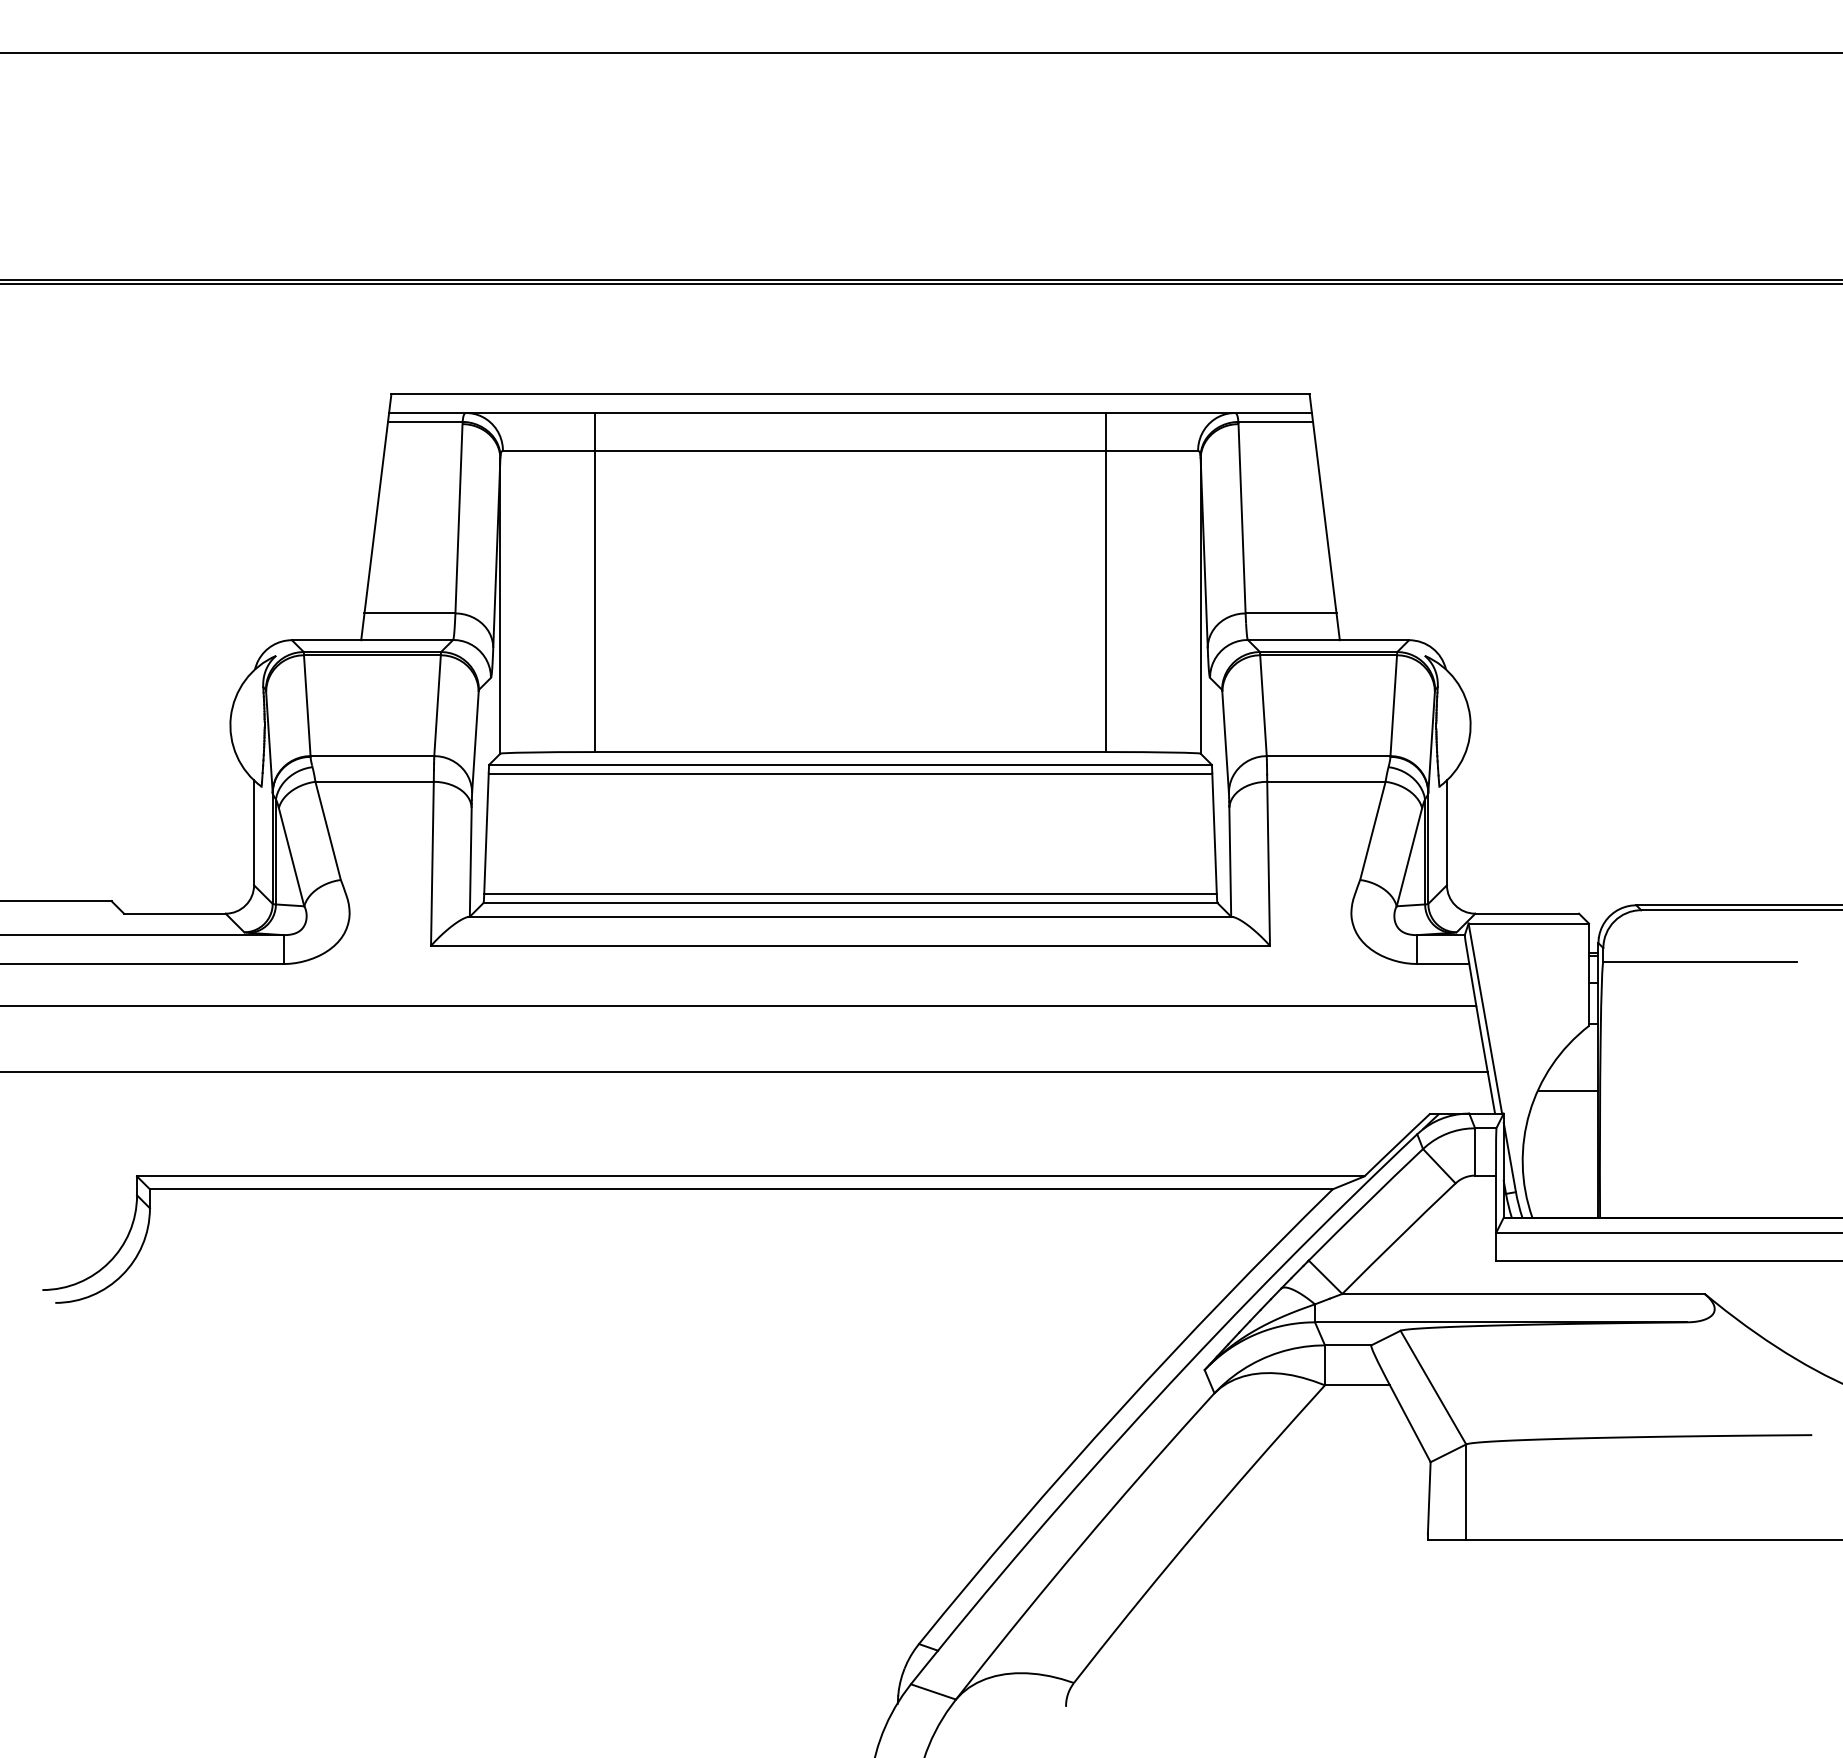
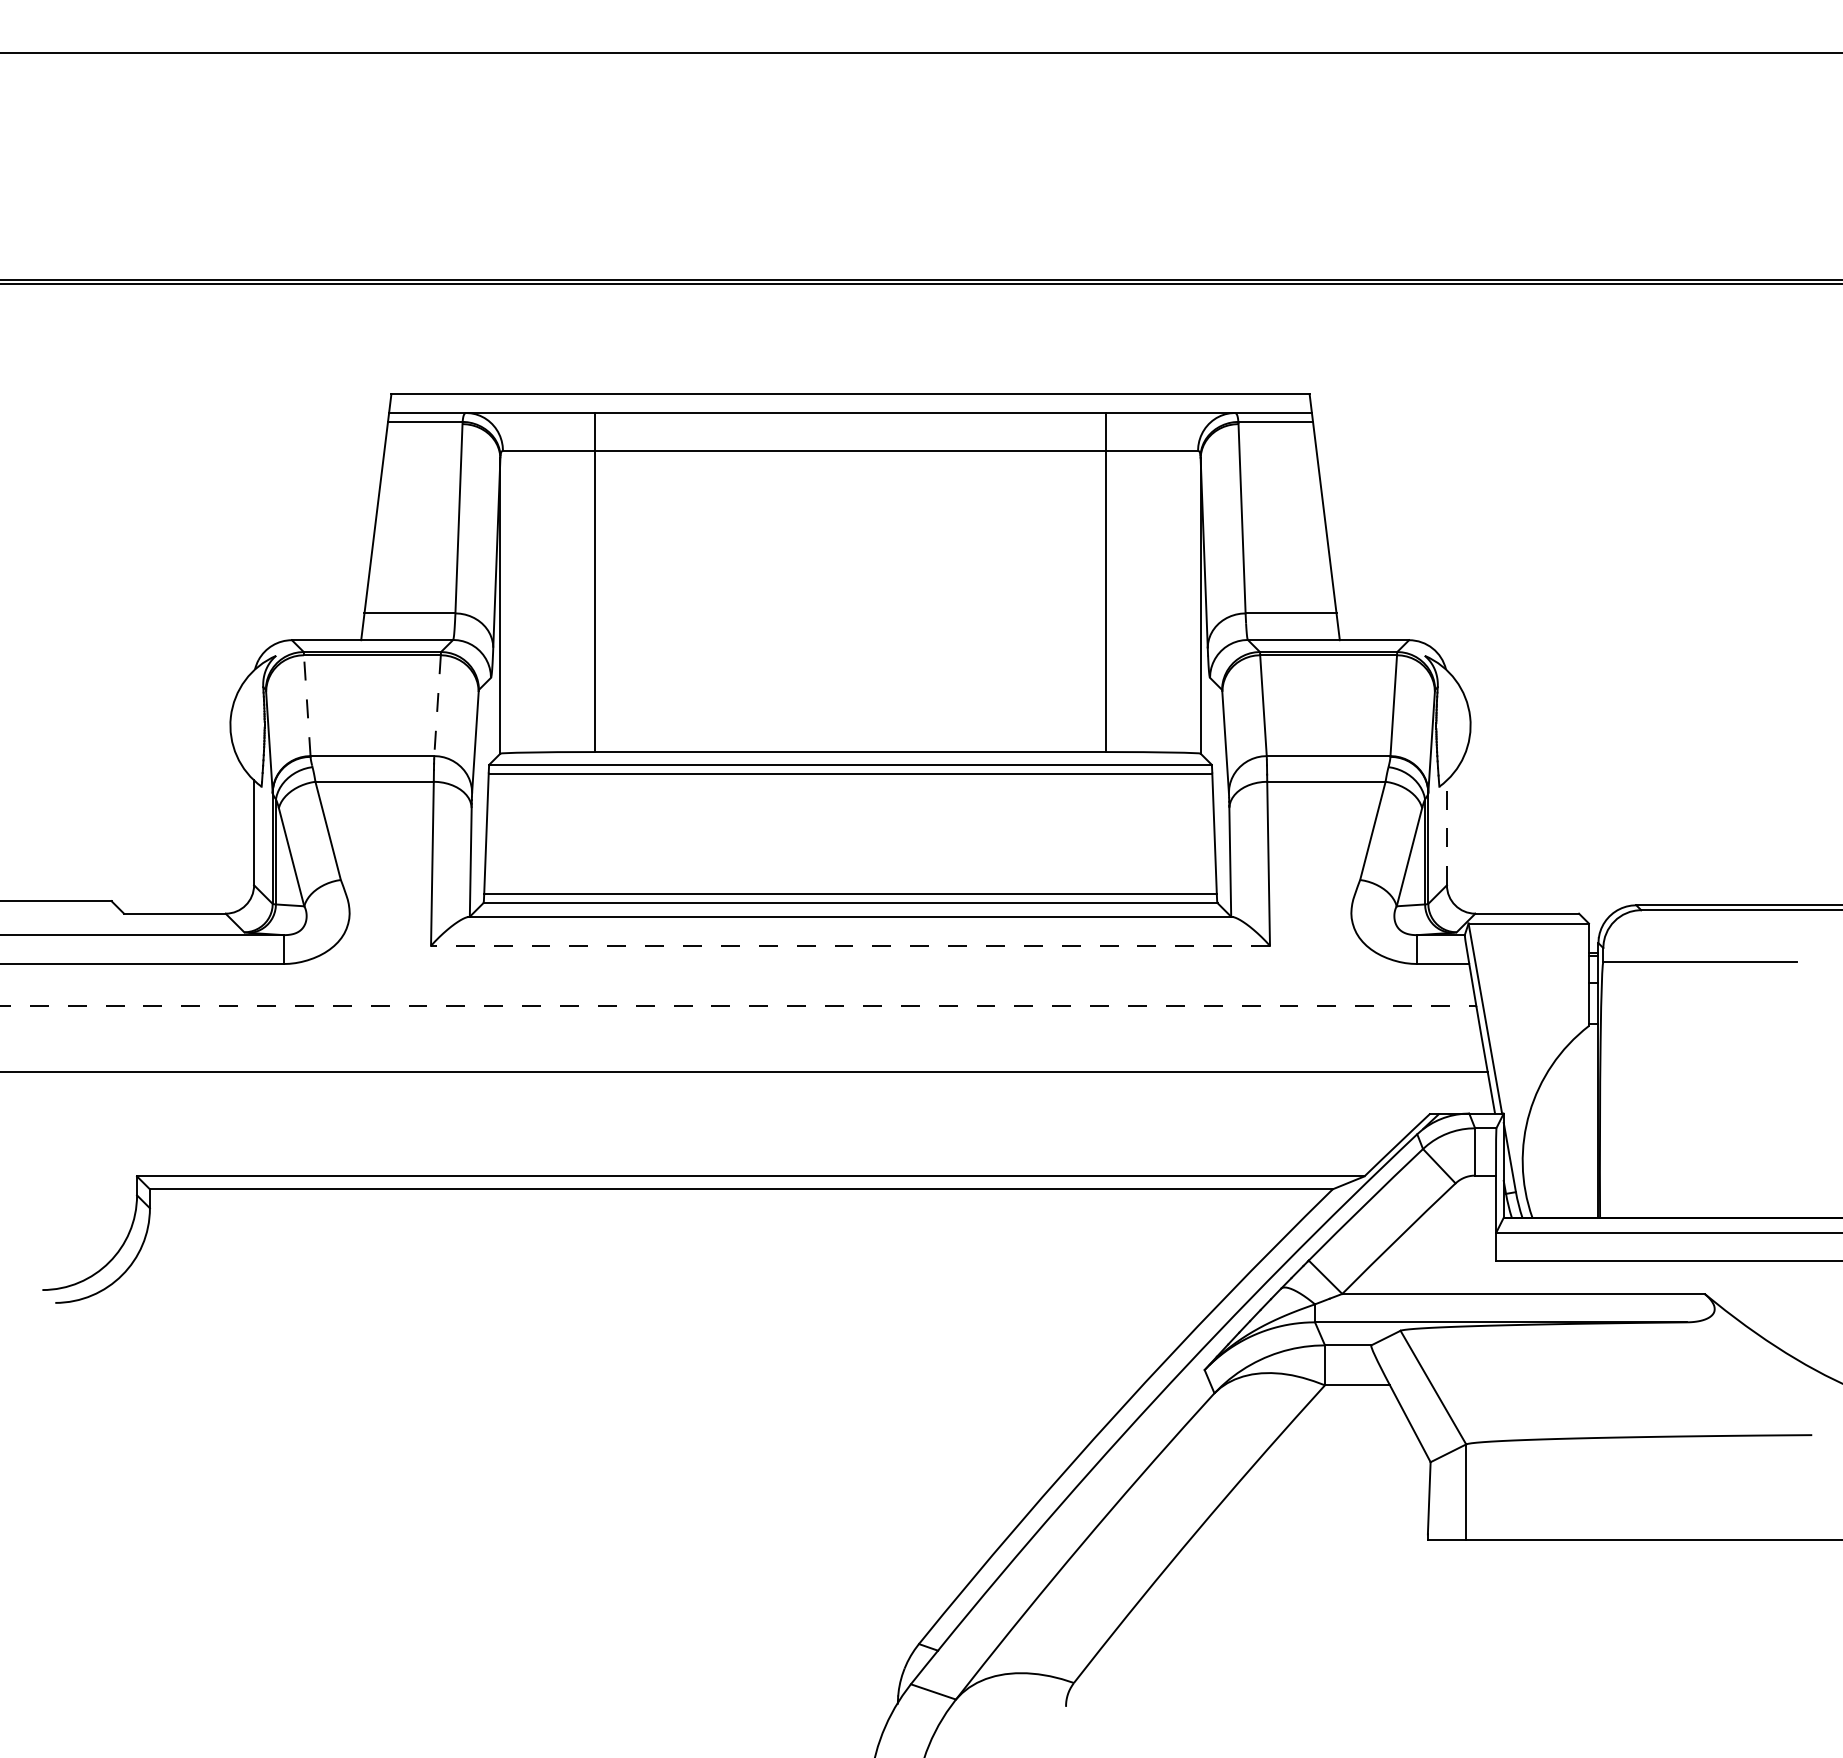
line: solid -> dashed (307, 705)
line: solid -> dashed (437, 705)
line: solid -> dashed (1446, 832)
line: solid -> dashed (850, 945)
line: solid -> dashed (738, 1006)
line: present -> none (1568, 1090)
